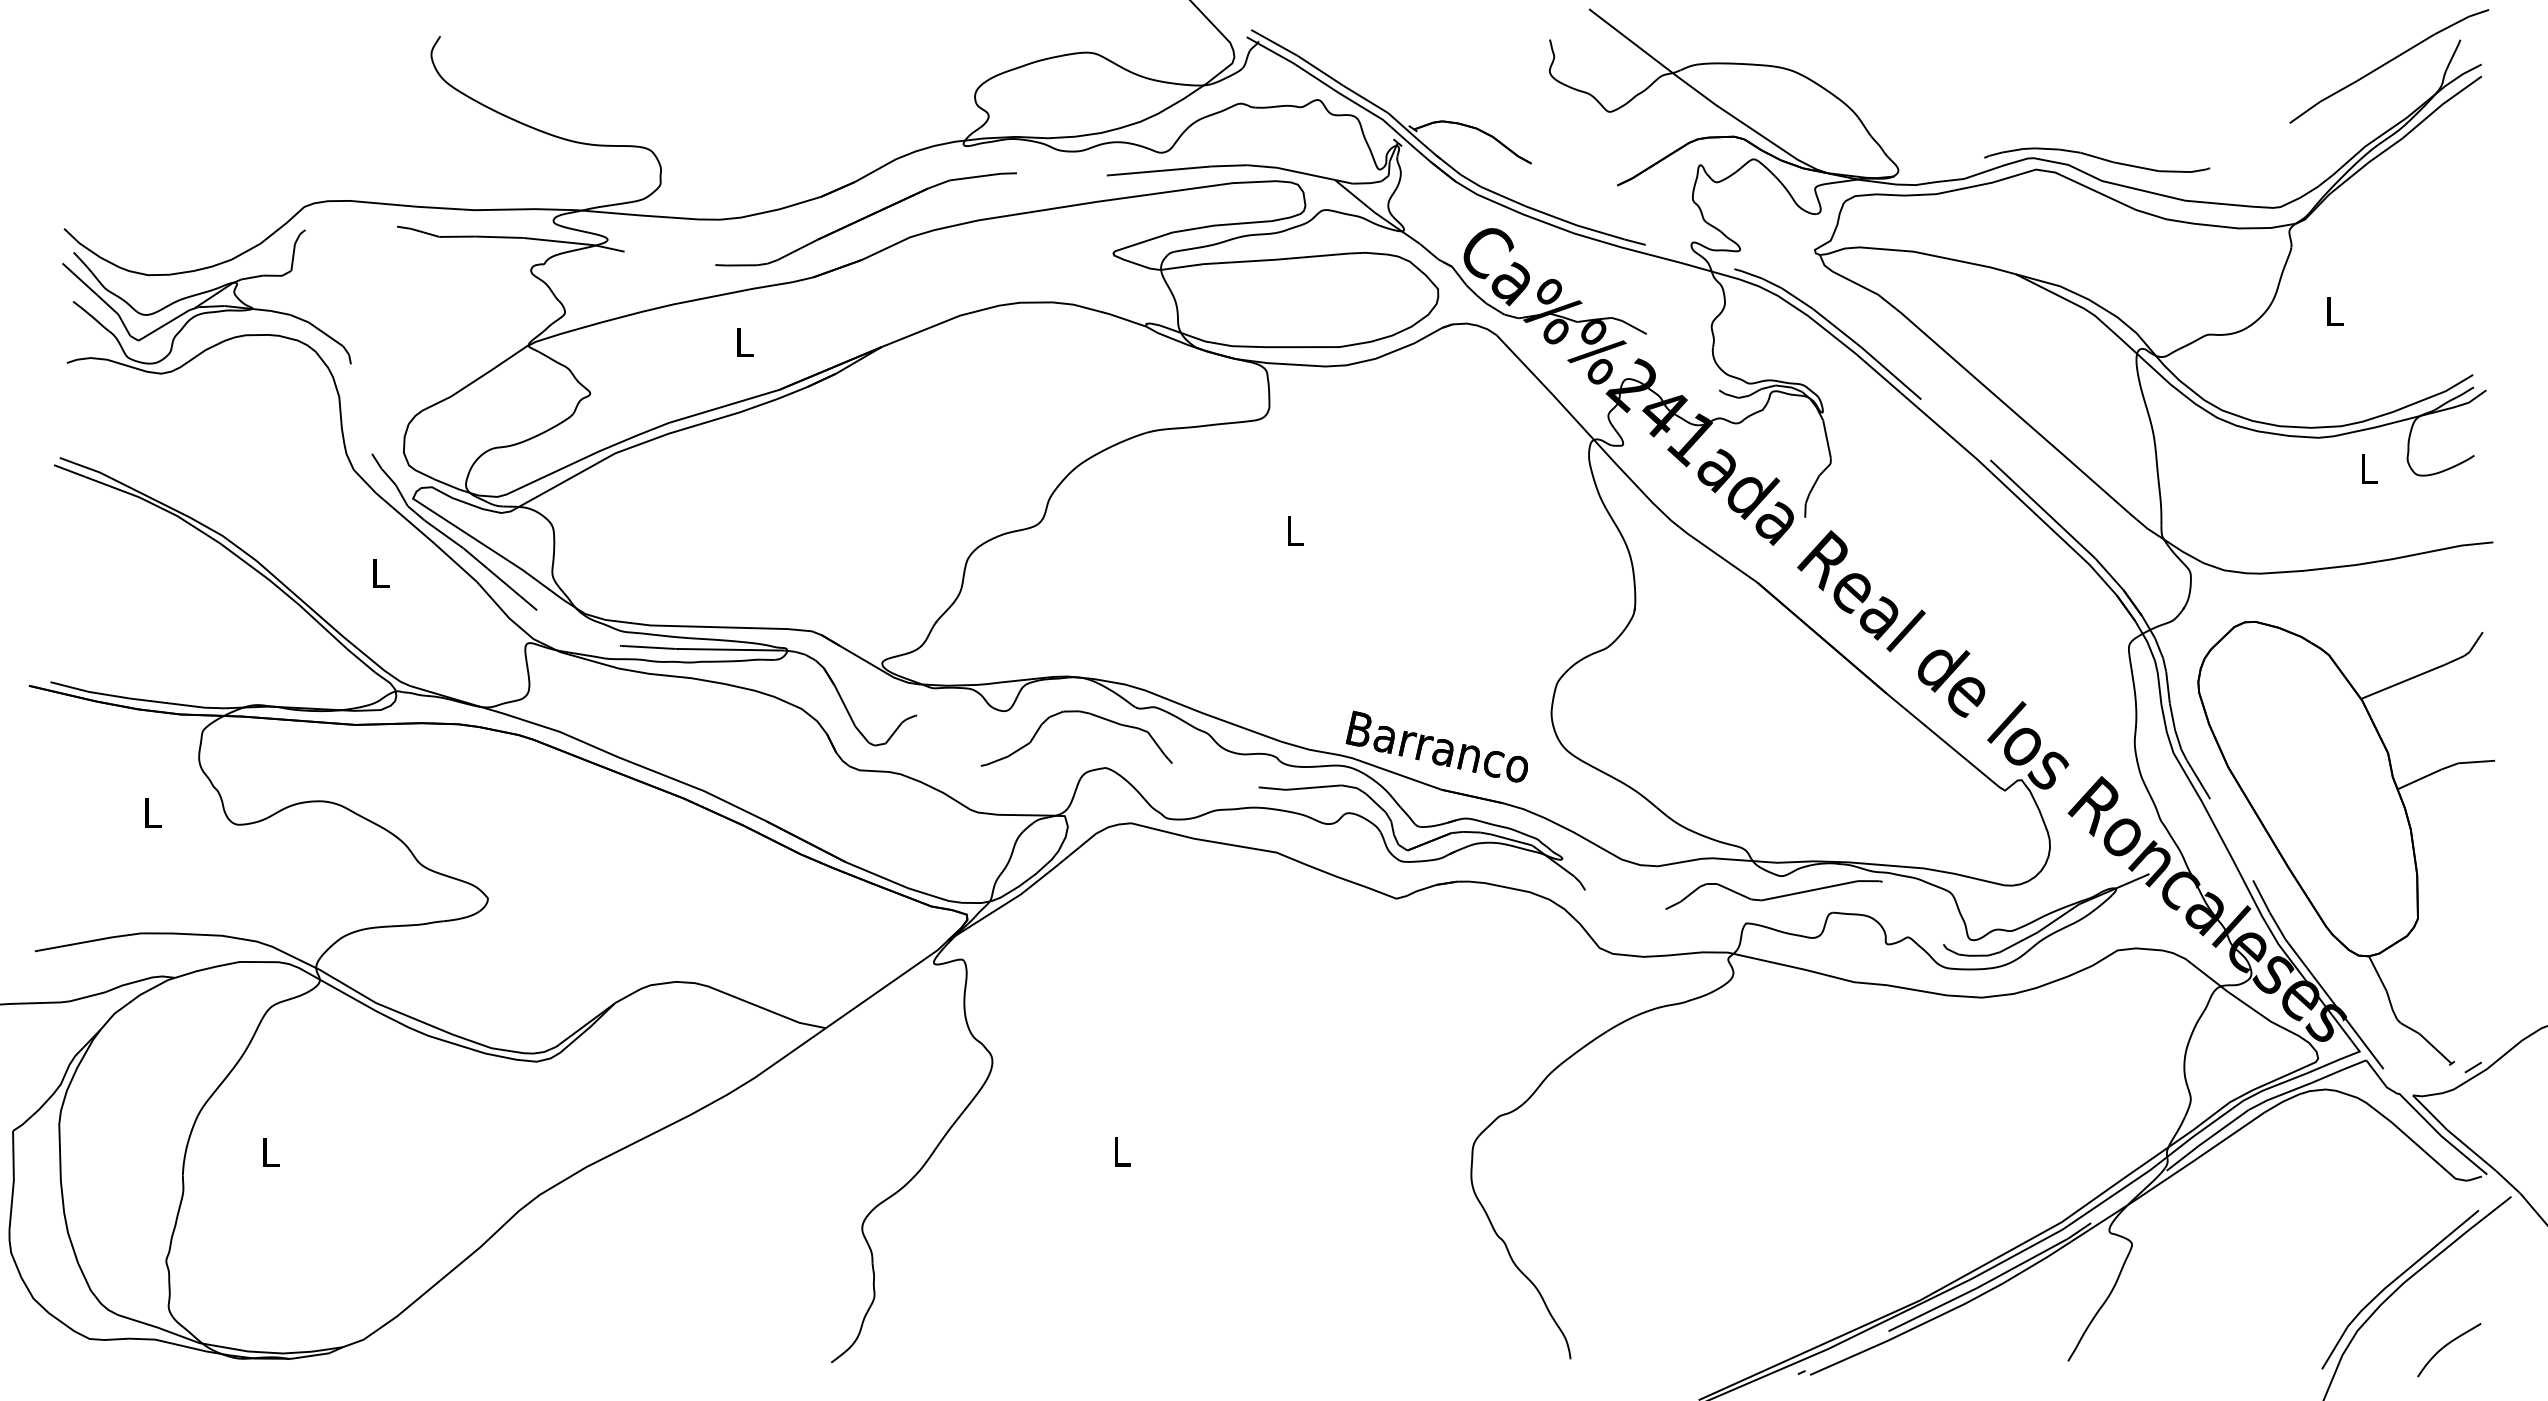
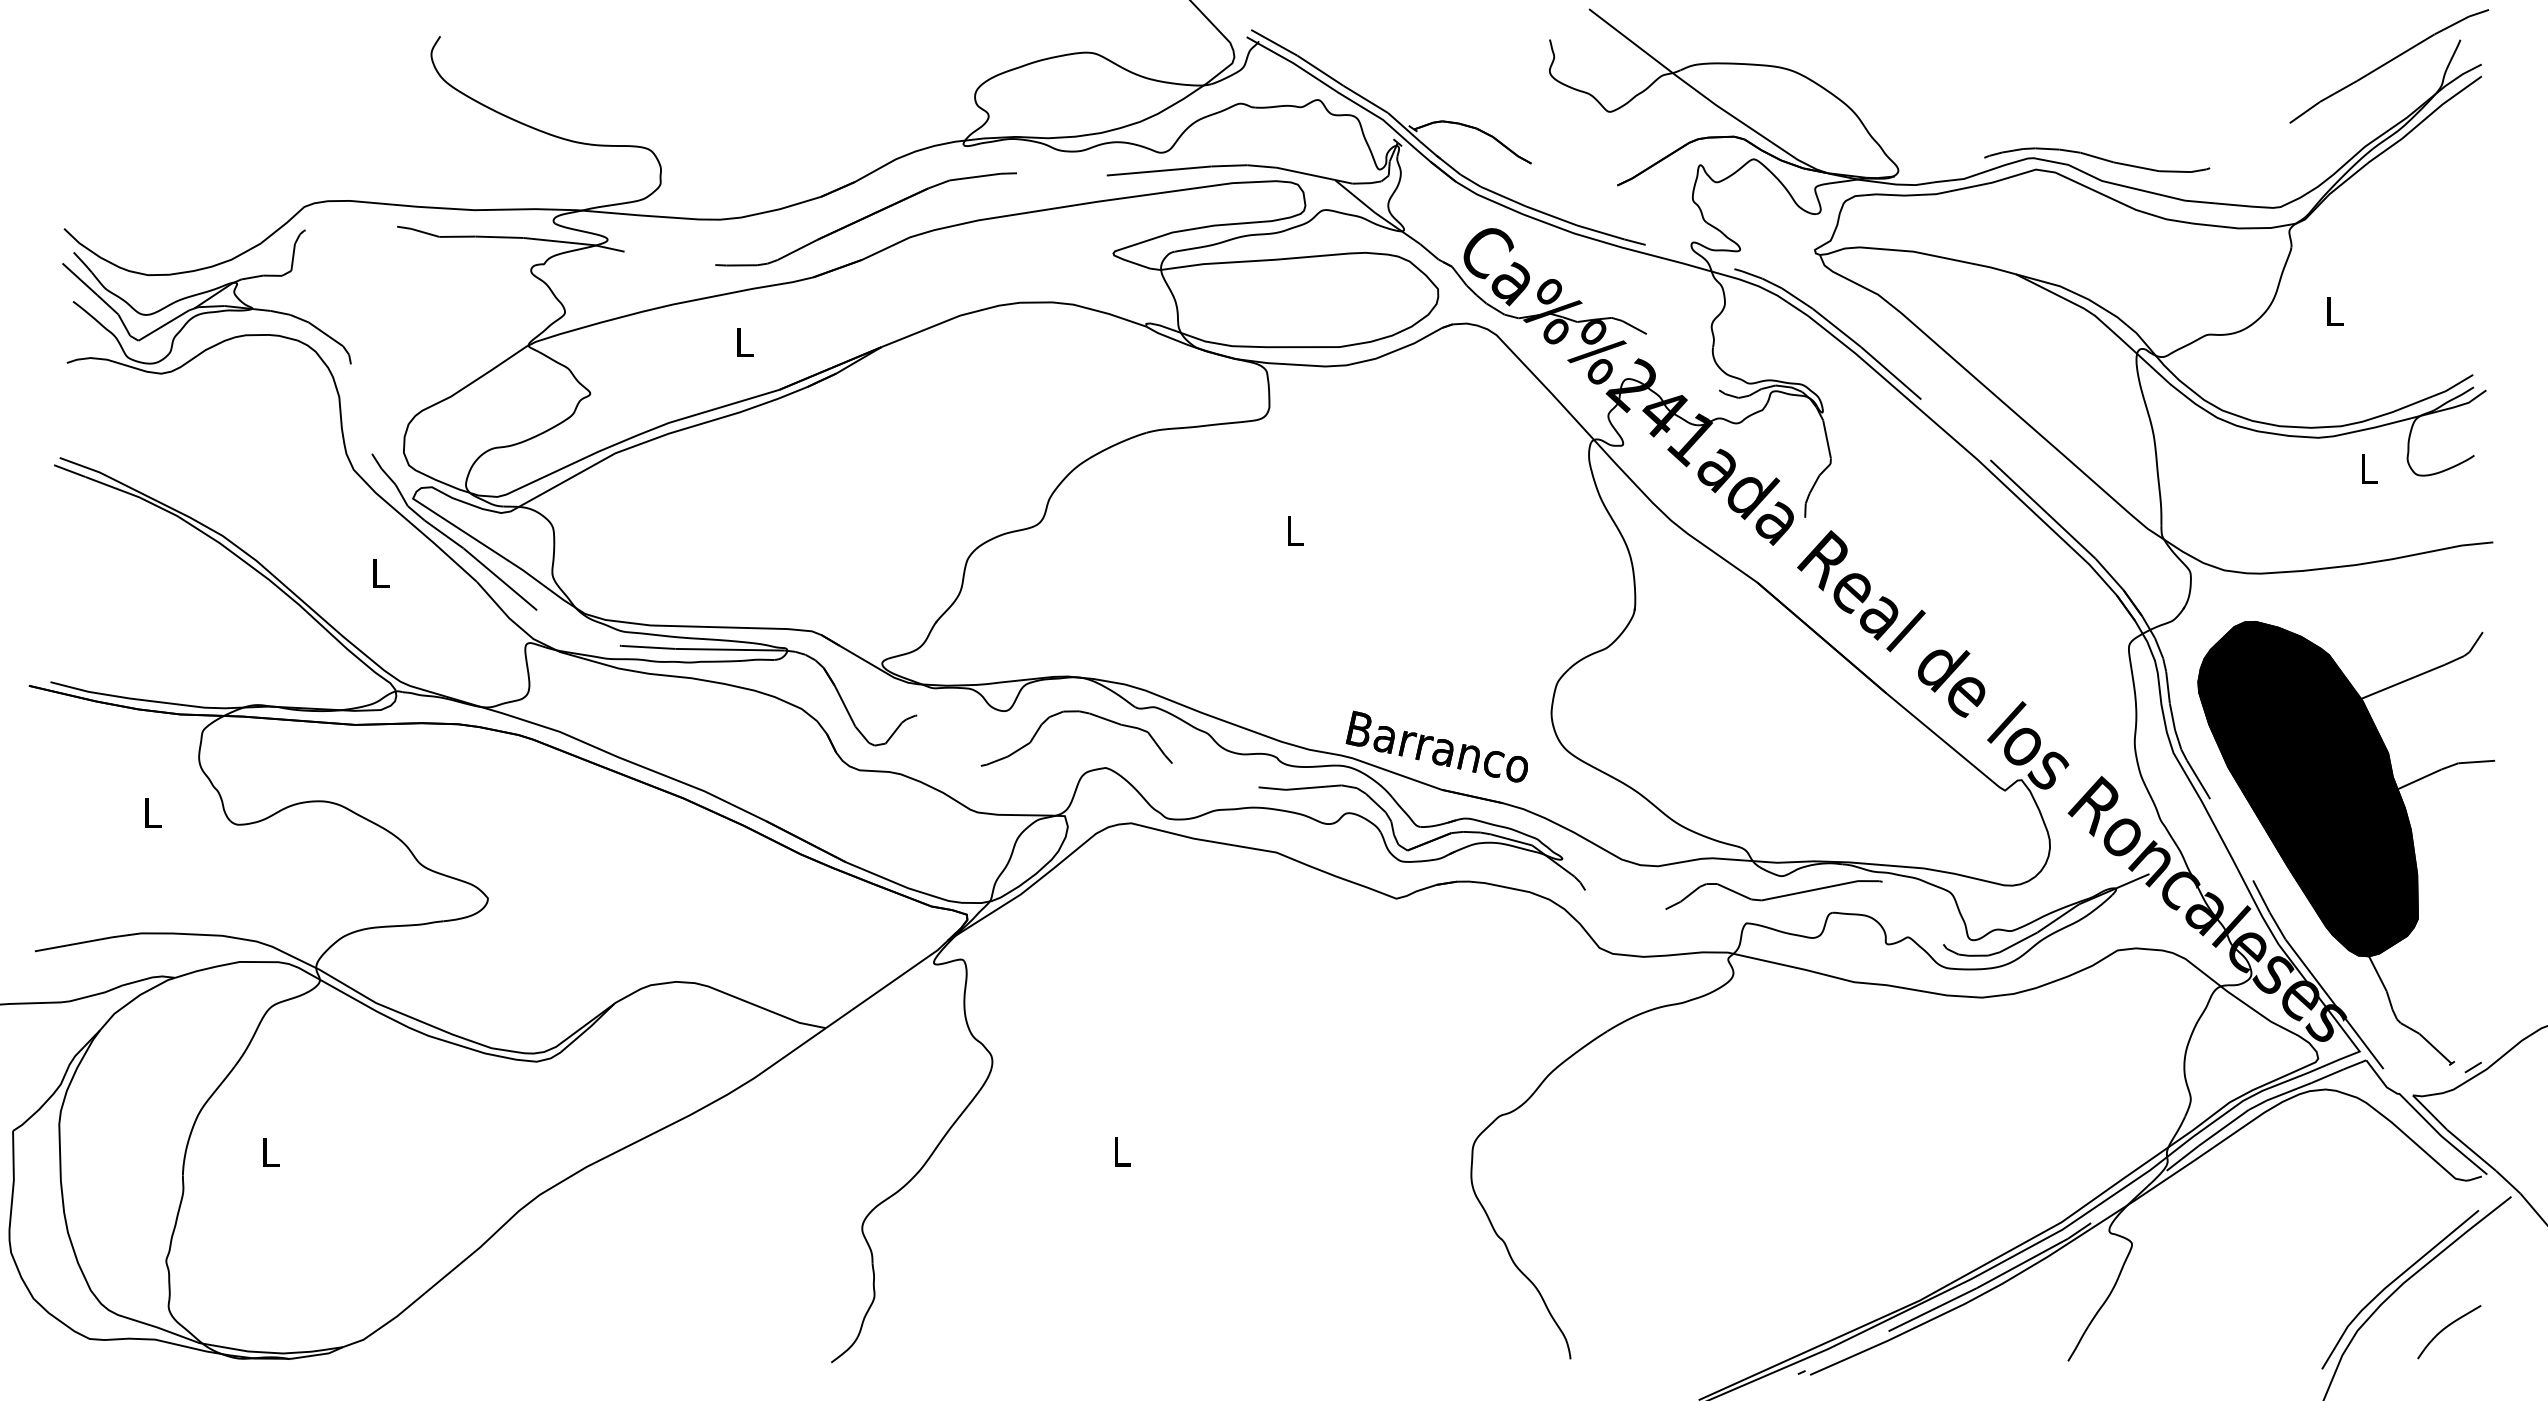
fill: none -> present (2307, 788)
curve position: (2446, 1346) -> (2446, 1328) (2446, 1328)
